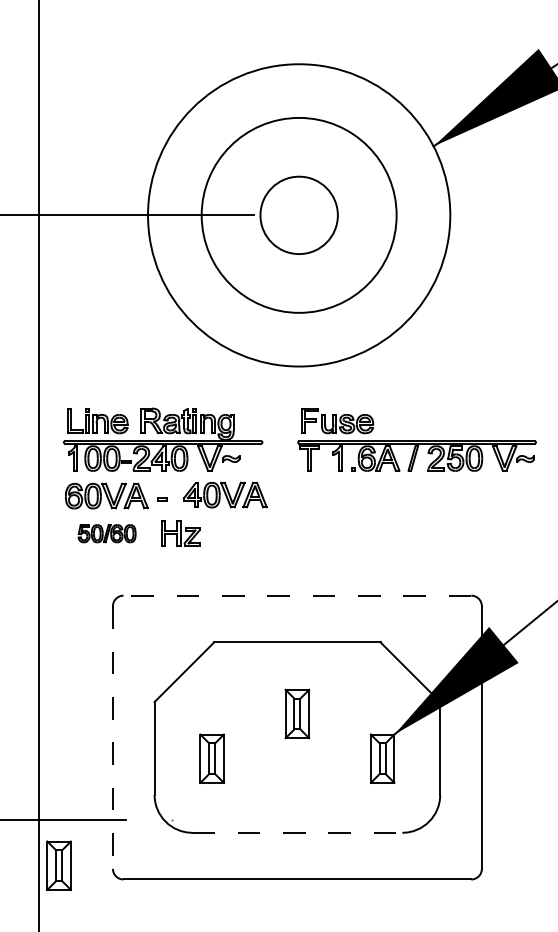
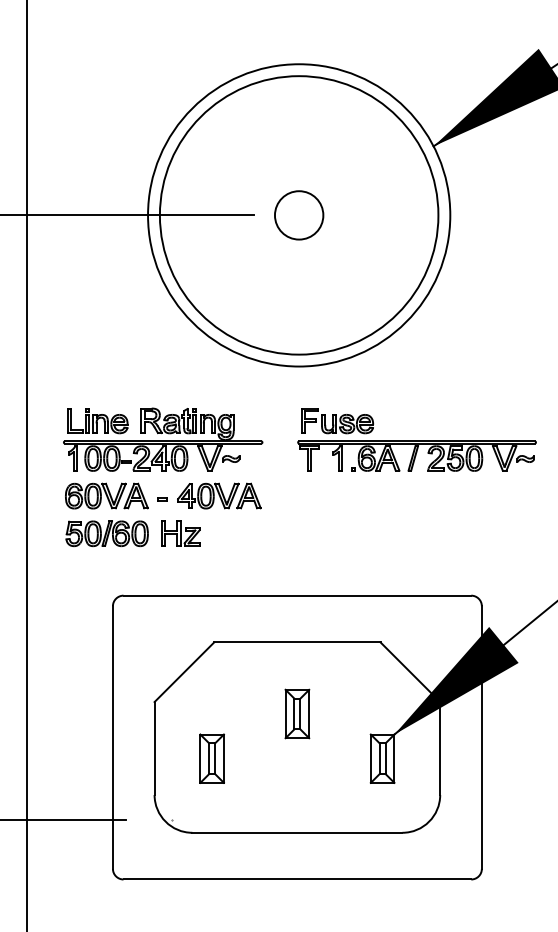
circle diameter: 195 px -> 278 px (298, 215)
circle diameter: 77 px -> 48 px (298, 215)
line position: (39, 465) -> (27, 465) (27, 465)
part position: (225, 494) -> (219, 495) (219, 495)
part size: 60x20 px -> 84x27 px (106, 533)
line: dashed -> solid (297, 595)
line: dashed -> solid (112, 738)
line: dashed -> solid (297, 832)
part: present -> none (58, 865)
